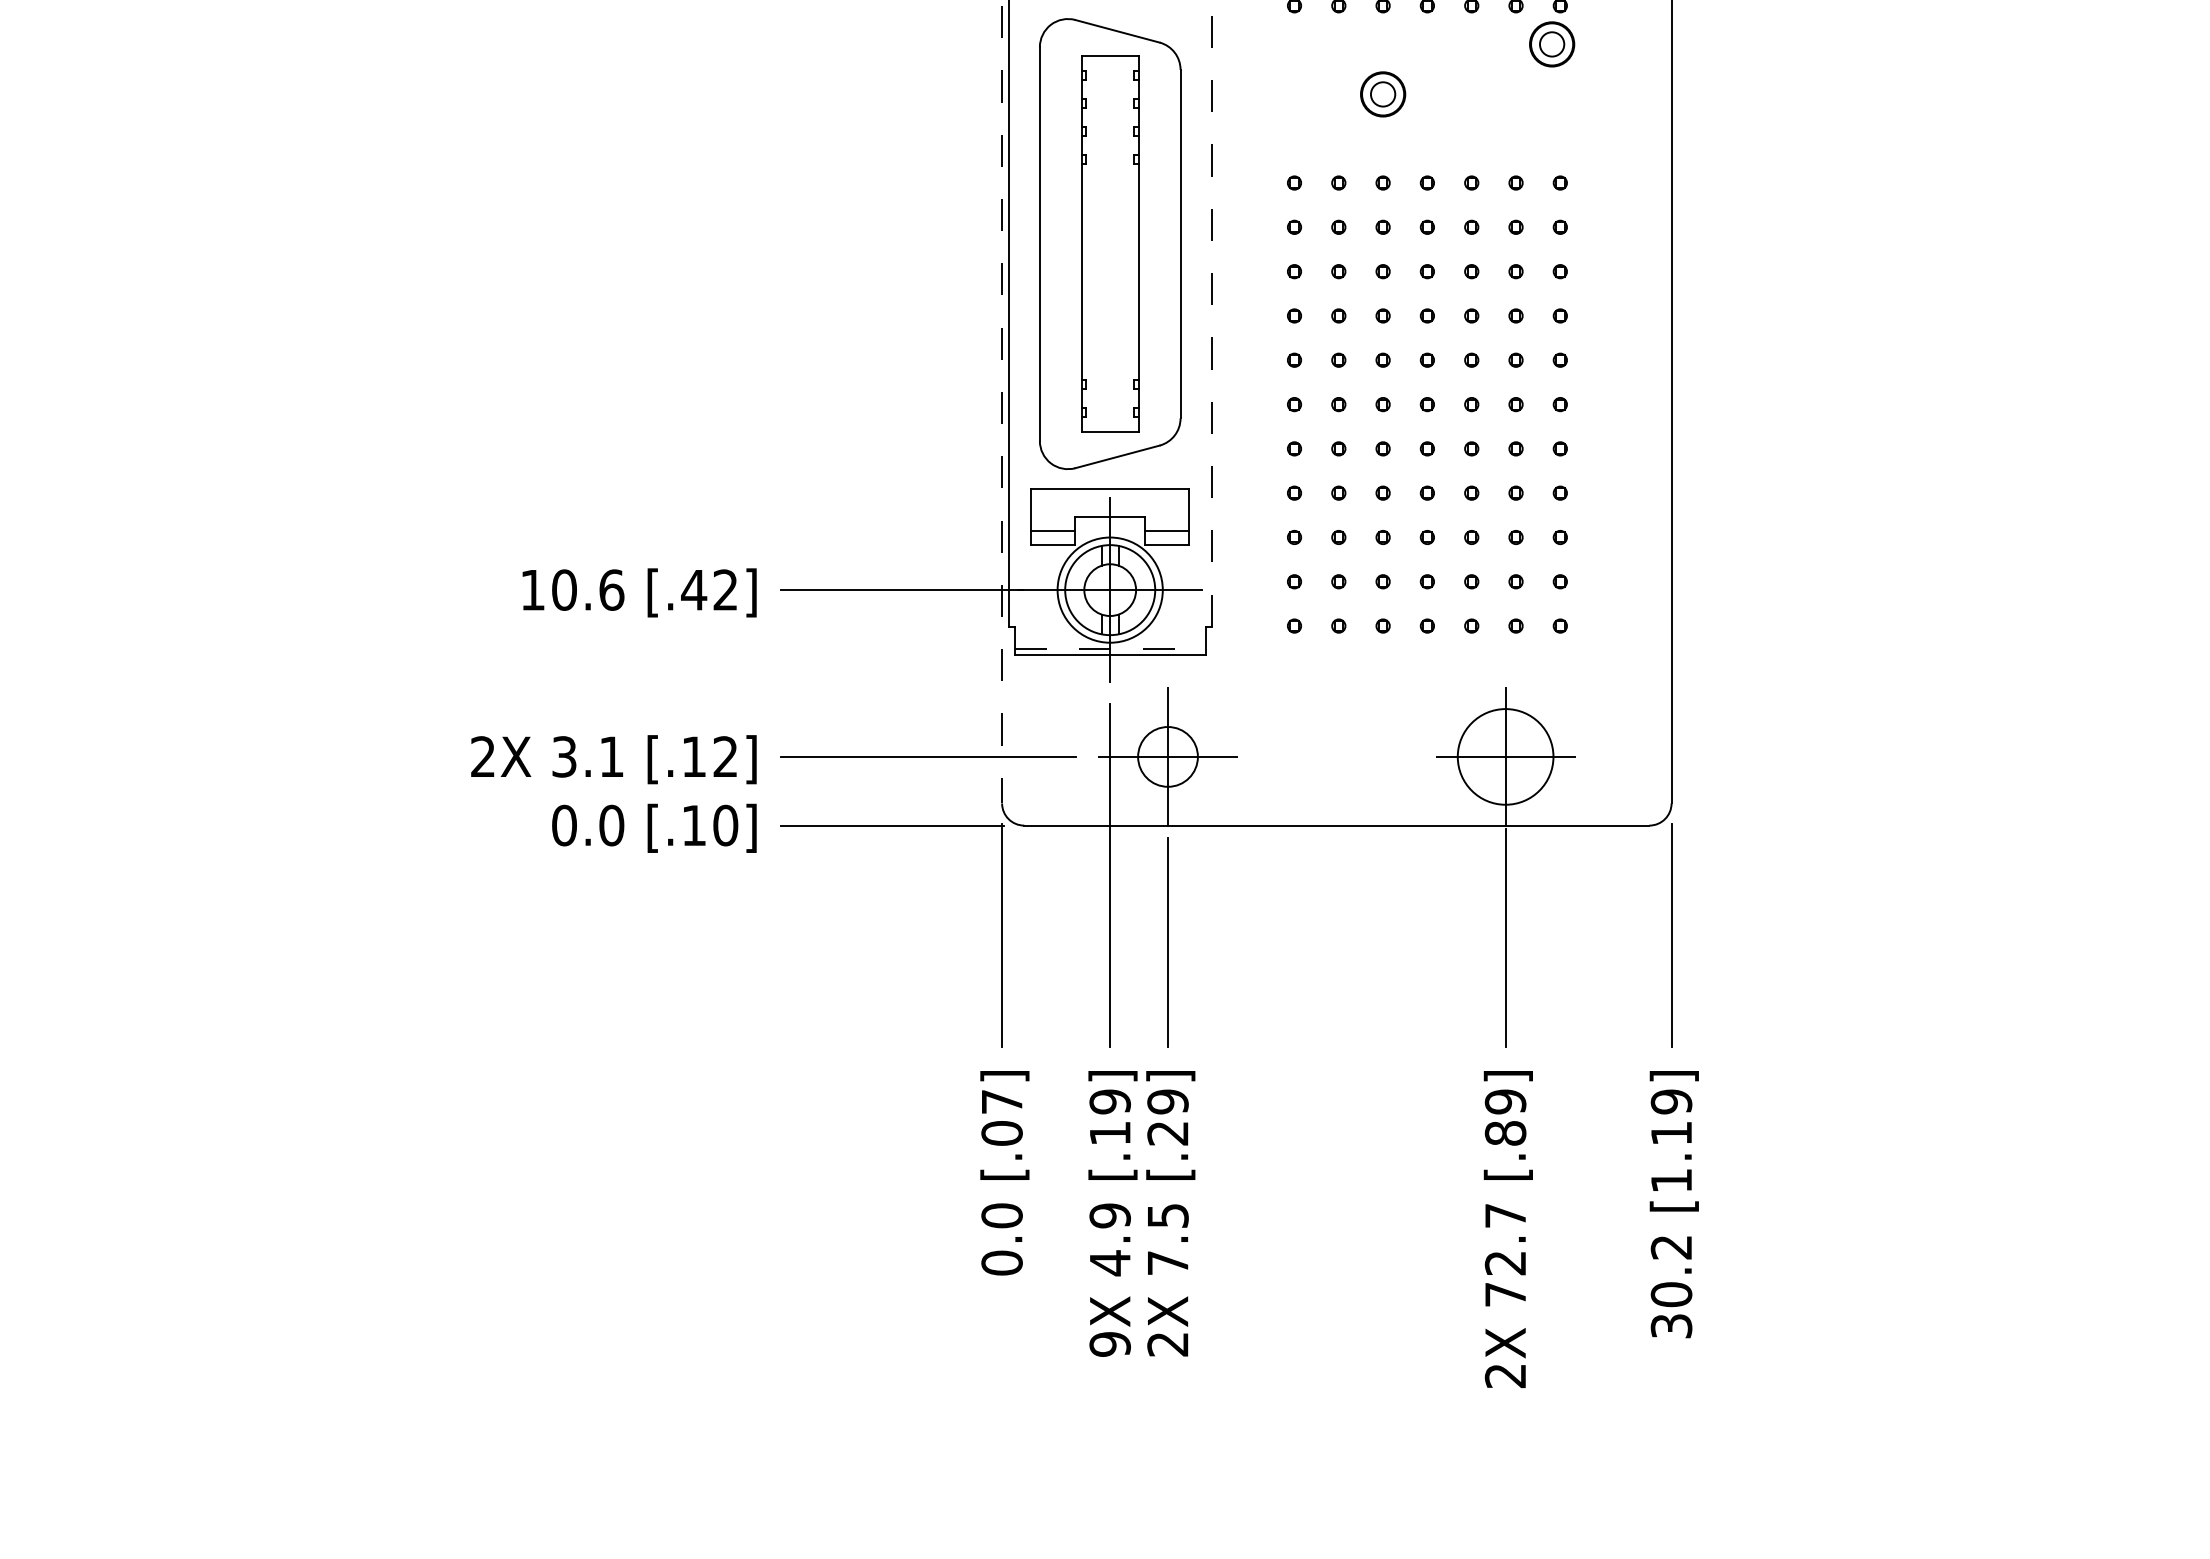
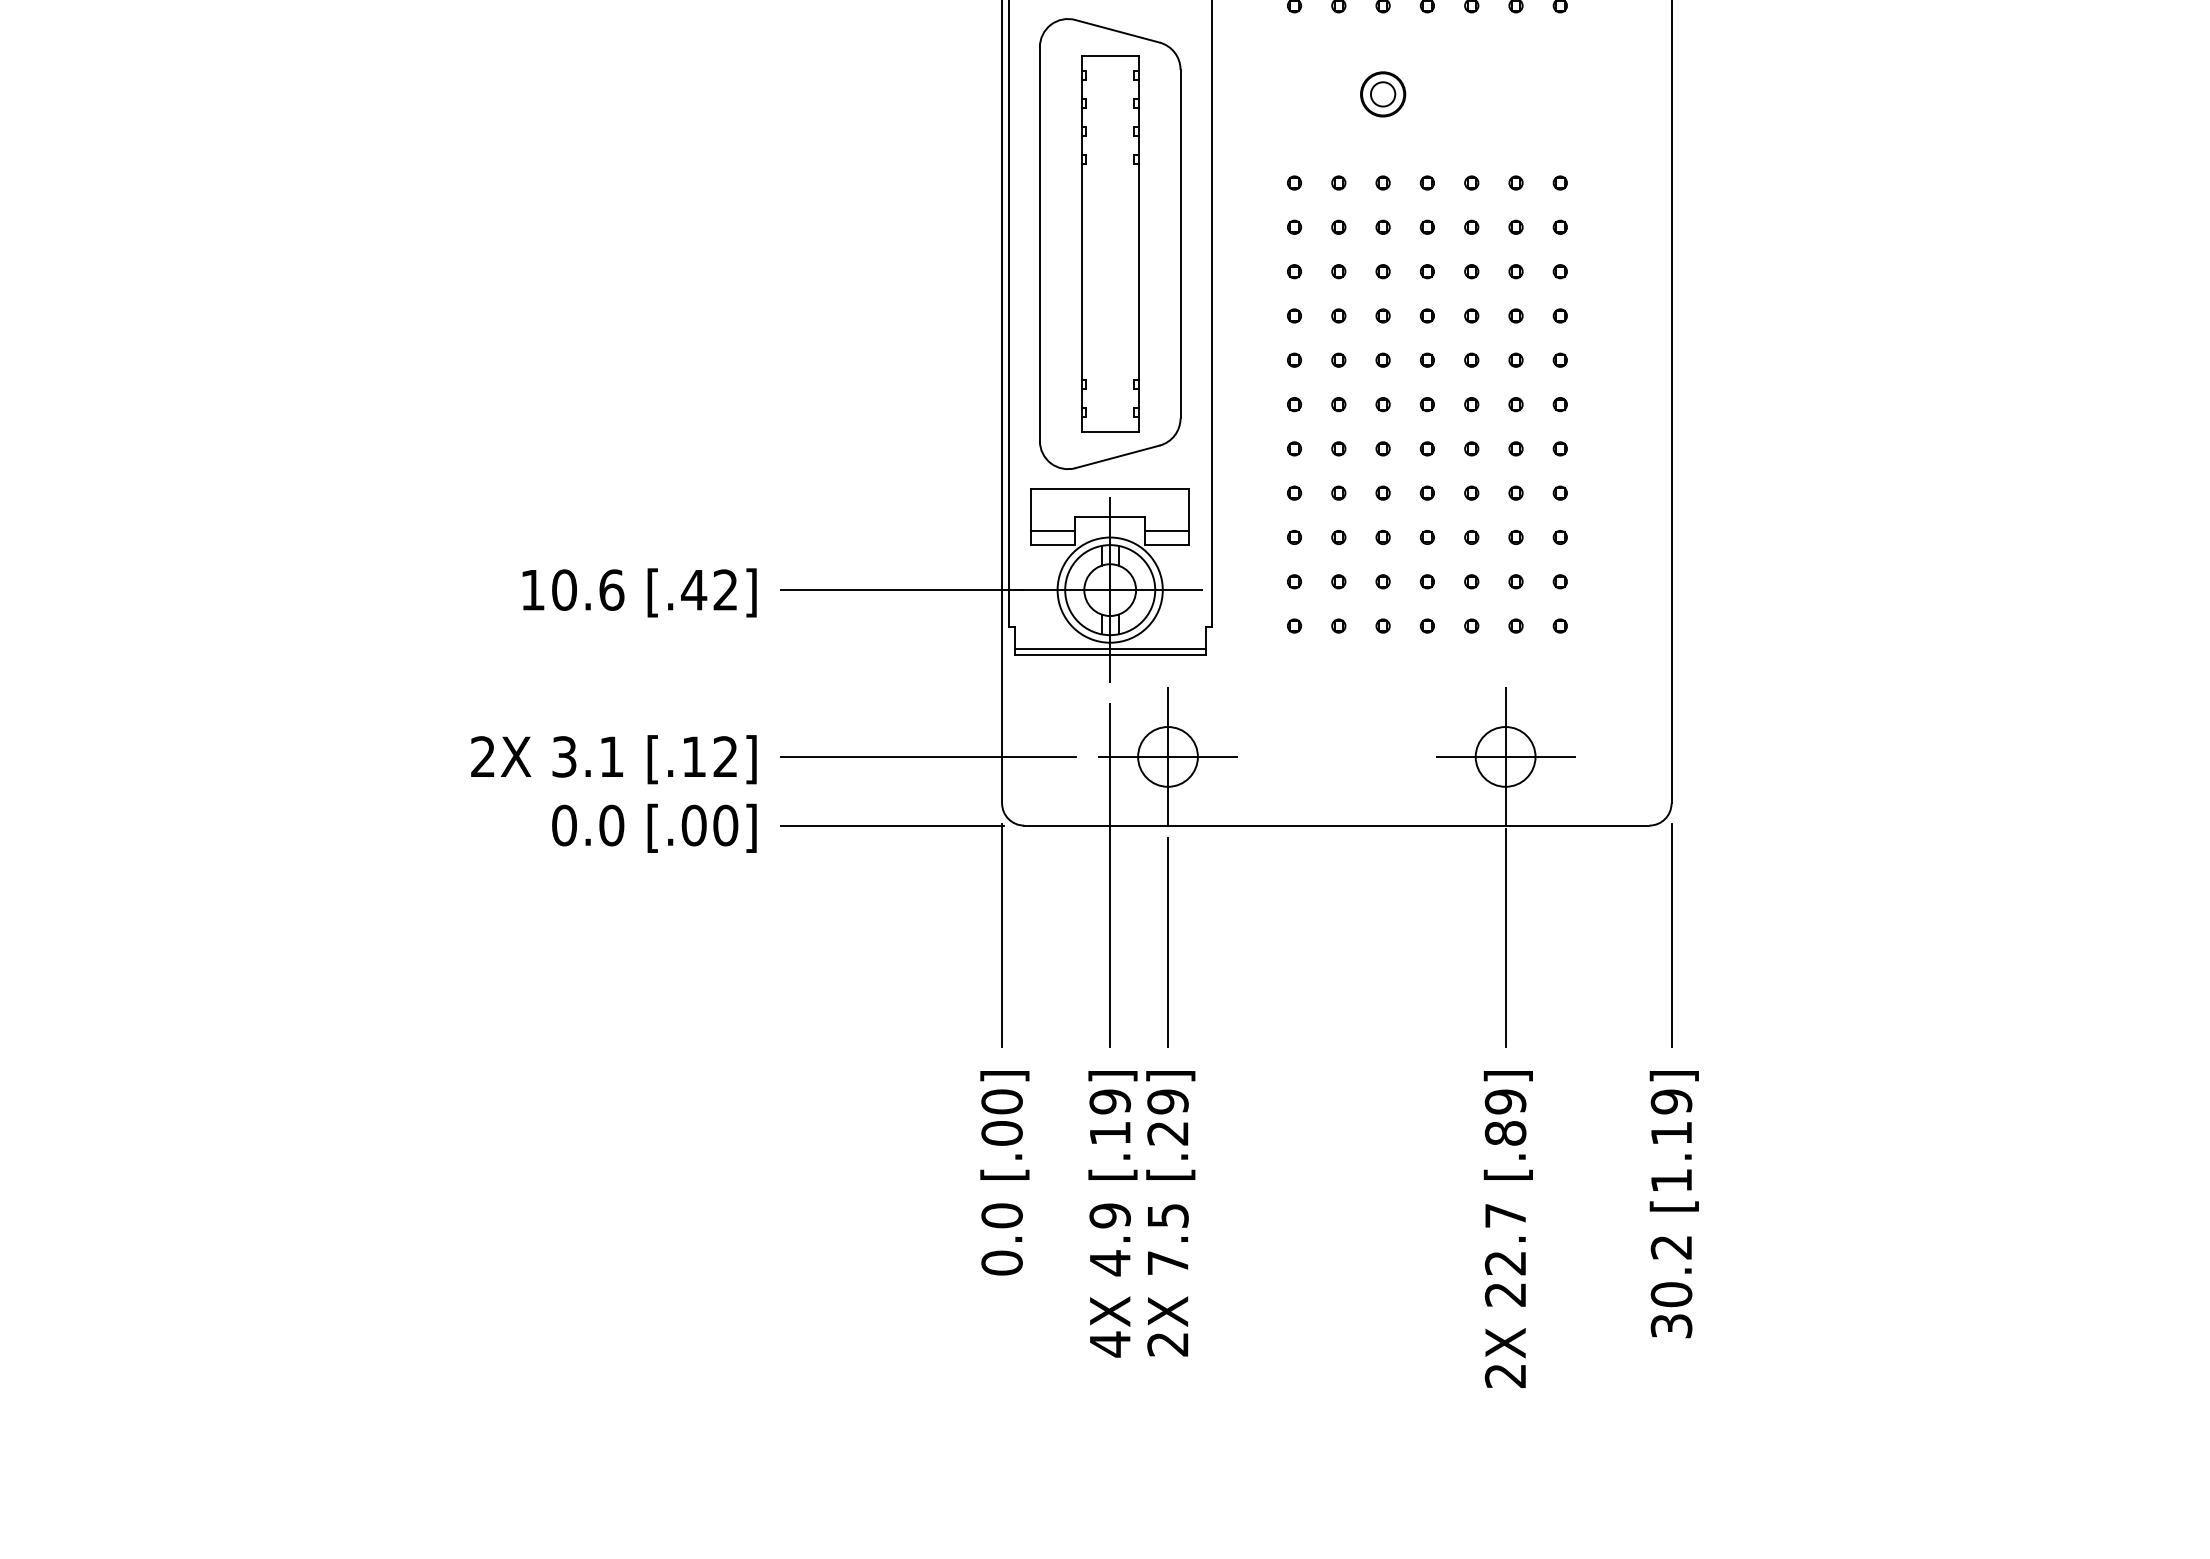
part: present -> none (1552, 44)
line: dashed -> solid (1211, 313)
line: dashed -> solid (1002, 402)
line: dashed -> solid (1110, 649)
circle diameter: 96 px -> 60 px (1505, 756)
text: [.10] -> [.00] (693, 825)
text: [.07] -> [.00] (1001, 1101)
text: 72.7 -> 22.7 (1504, 1294)
text: 9X -> 4X (1109, 1344)
